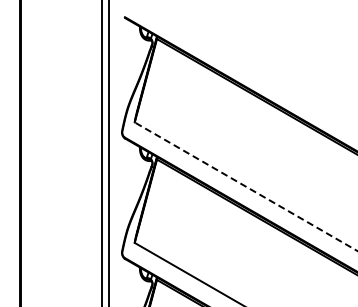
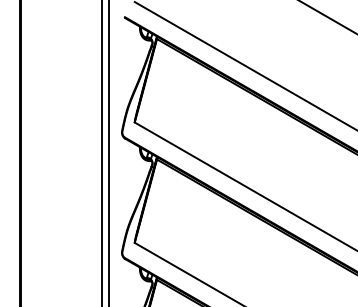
line: none -> present (327, 17)
line: none -> present (244, 65)
line: dashed -> solid (245, 186)
